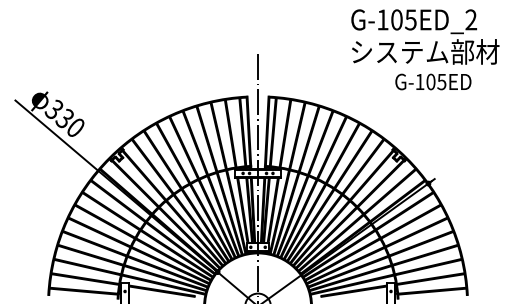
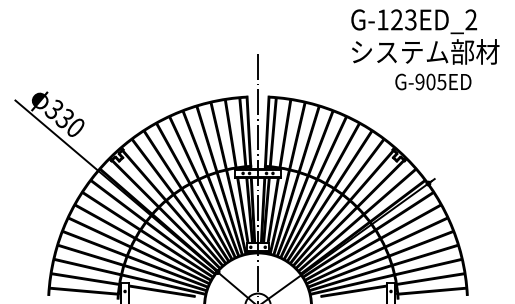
text: G-105ED_2 -> G-123ED_2 (403, 19)
text: G-105ED -> G-905ED (419, 81)
